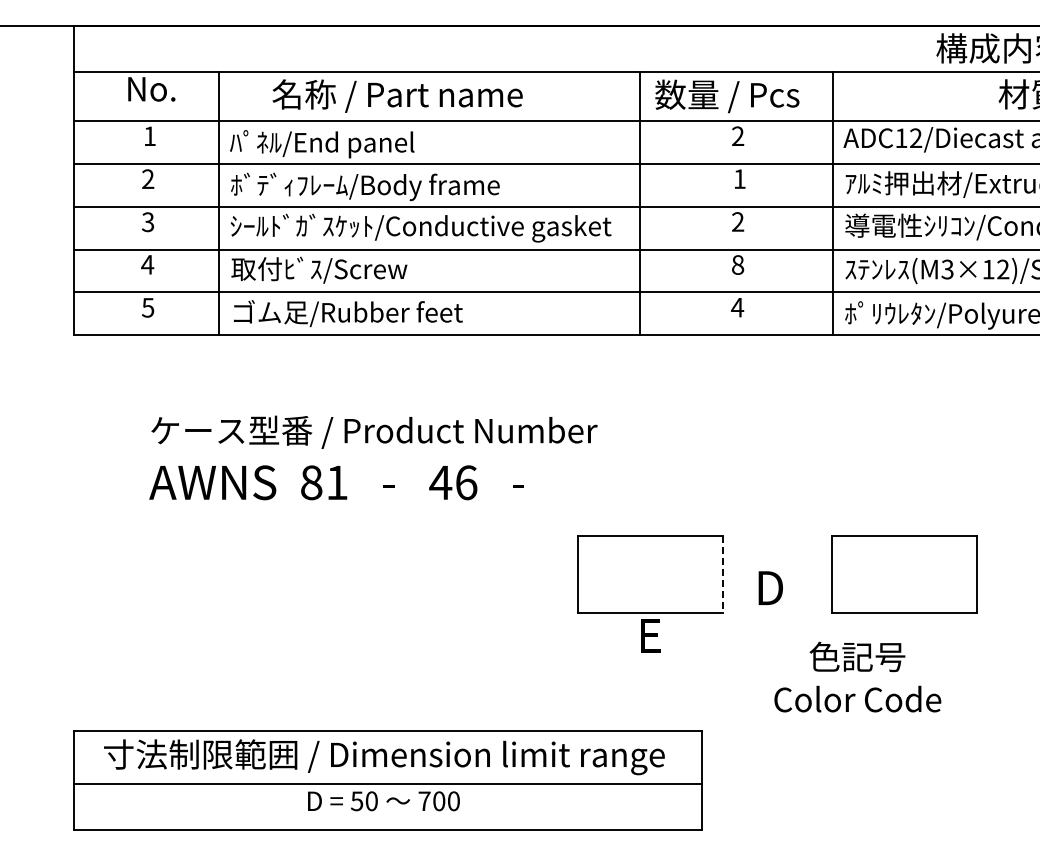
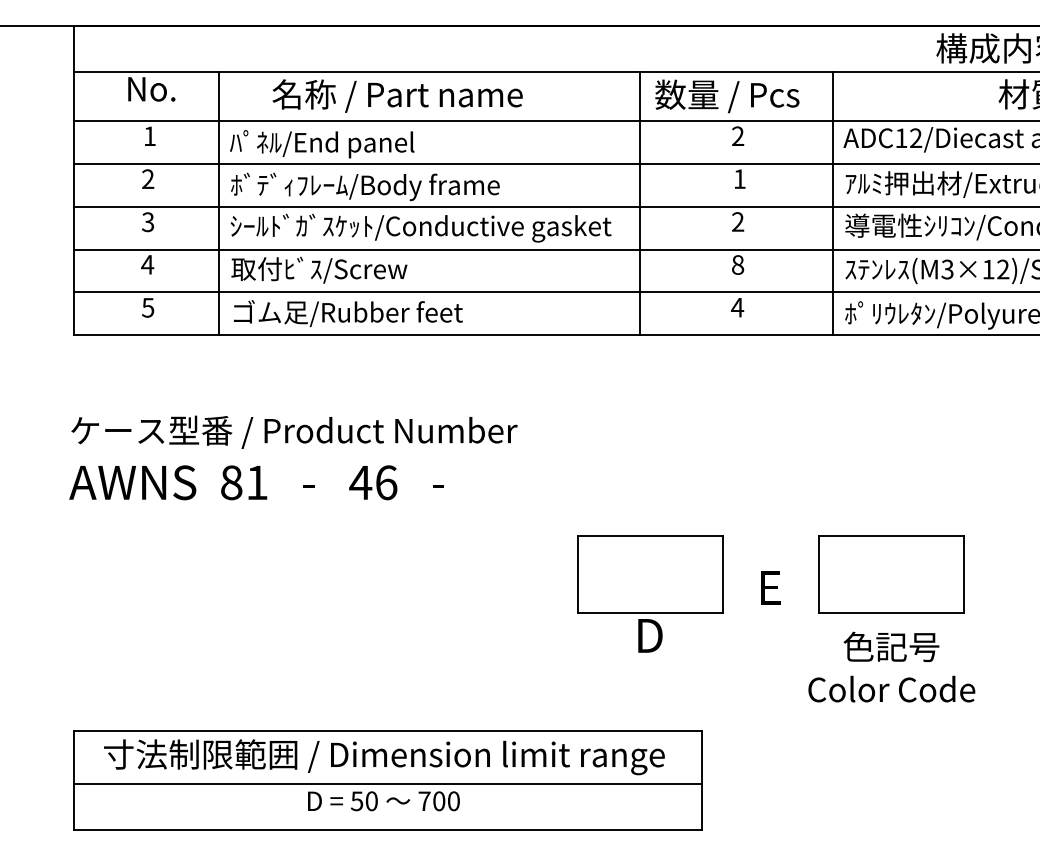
text position: (373, 457) -> (293, 457) (293, 457)
line: dashed -> solid (722, 574)
part position: (904, 574) -> (891, 574) (891, 574)
text: D -> E (770, 588)
text: E -> D (650, 635)
text position: (857, 676) -> (891, 666) (891, 666)
